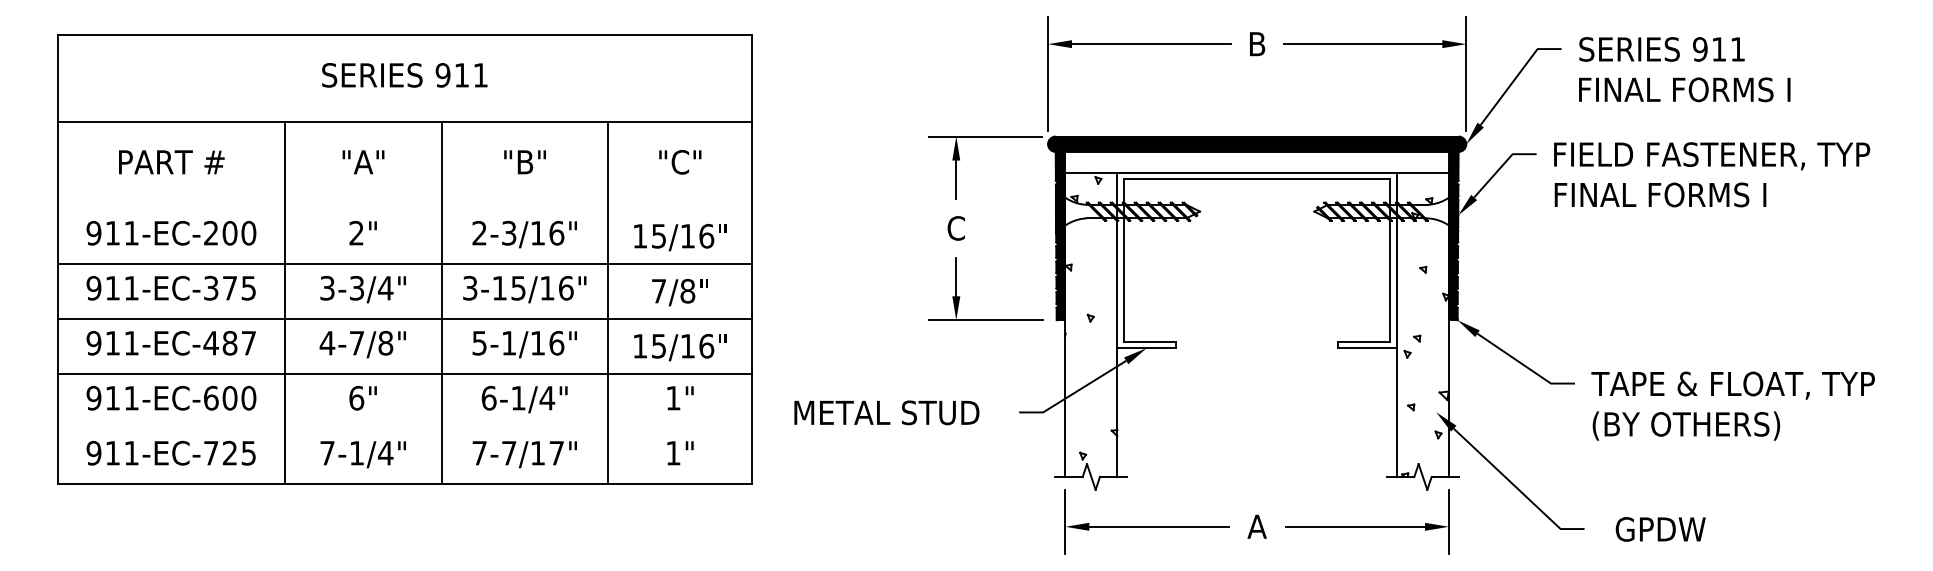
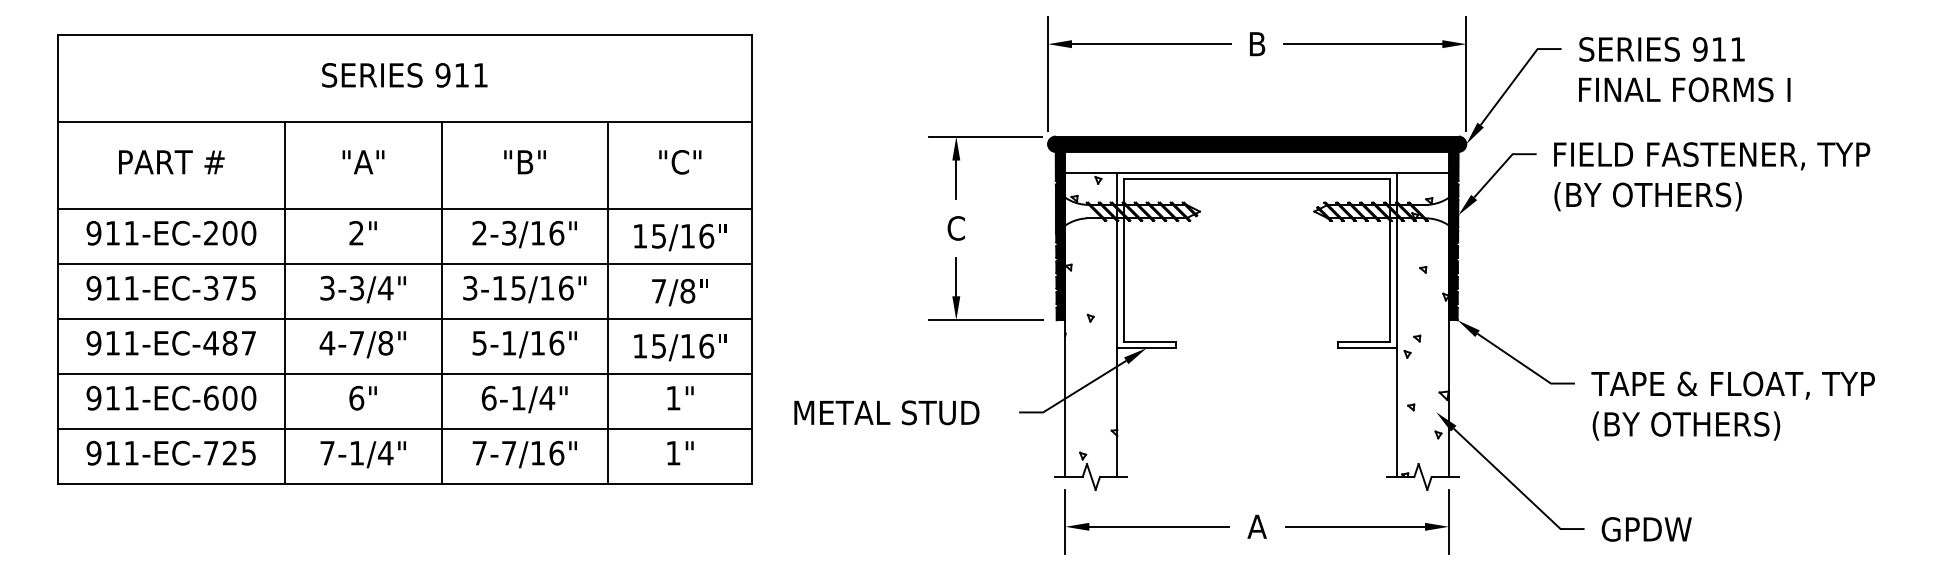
text: FINAL FORMS I -> (BY OTHERS) (1660, 196)
line: none -> present (404, 208)
line: none -> present (404, 428)
text: 7-7/17" -> 7-7/16" (556, 452)
text position: (1660, 529) -> (1646, 529) (1646, 529)
